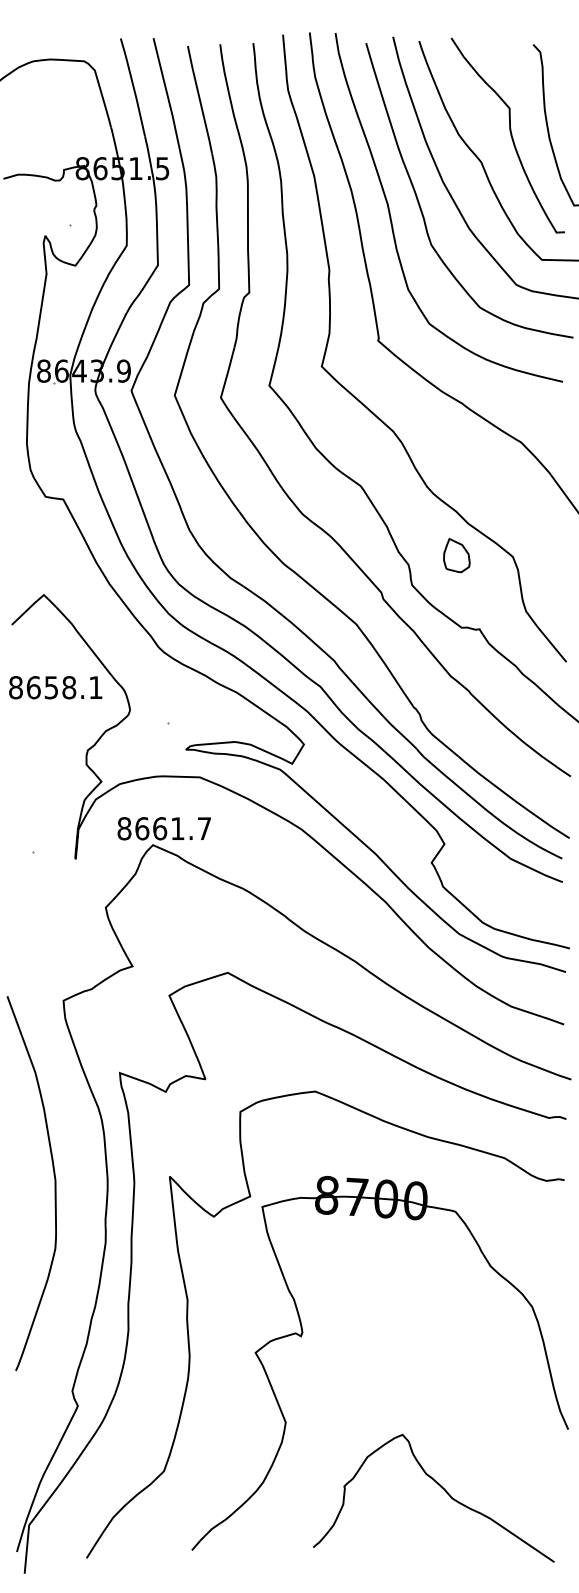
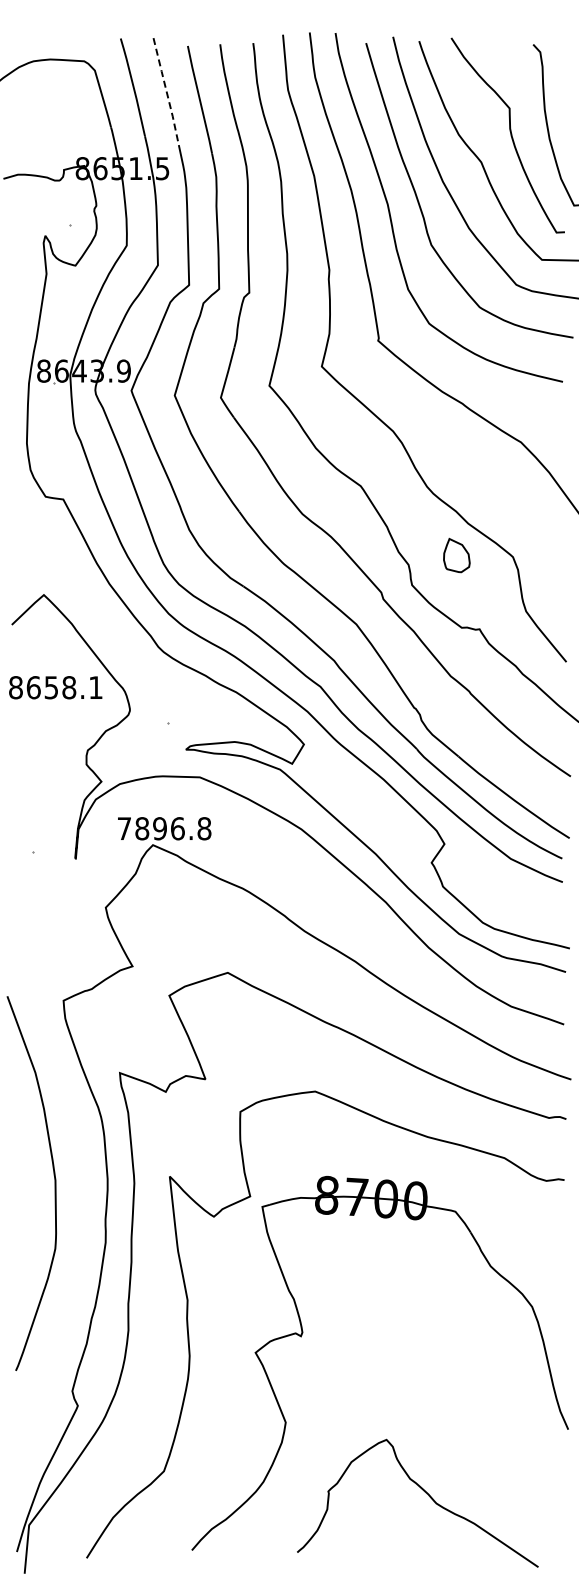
line: solid -> dashed (166, 91)
text: 8661.7 -> 7896.8 (164, 828)
curve position: (441, 1488) -> (425, 1493) (425, 1493)
